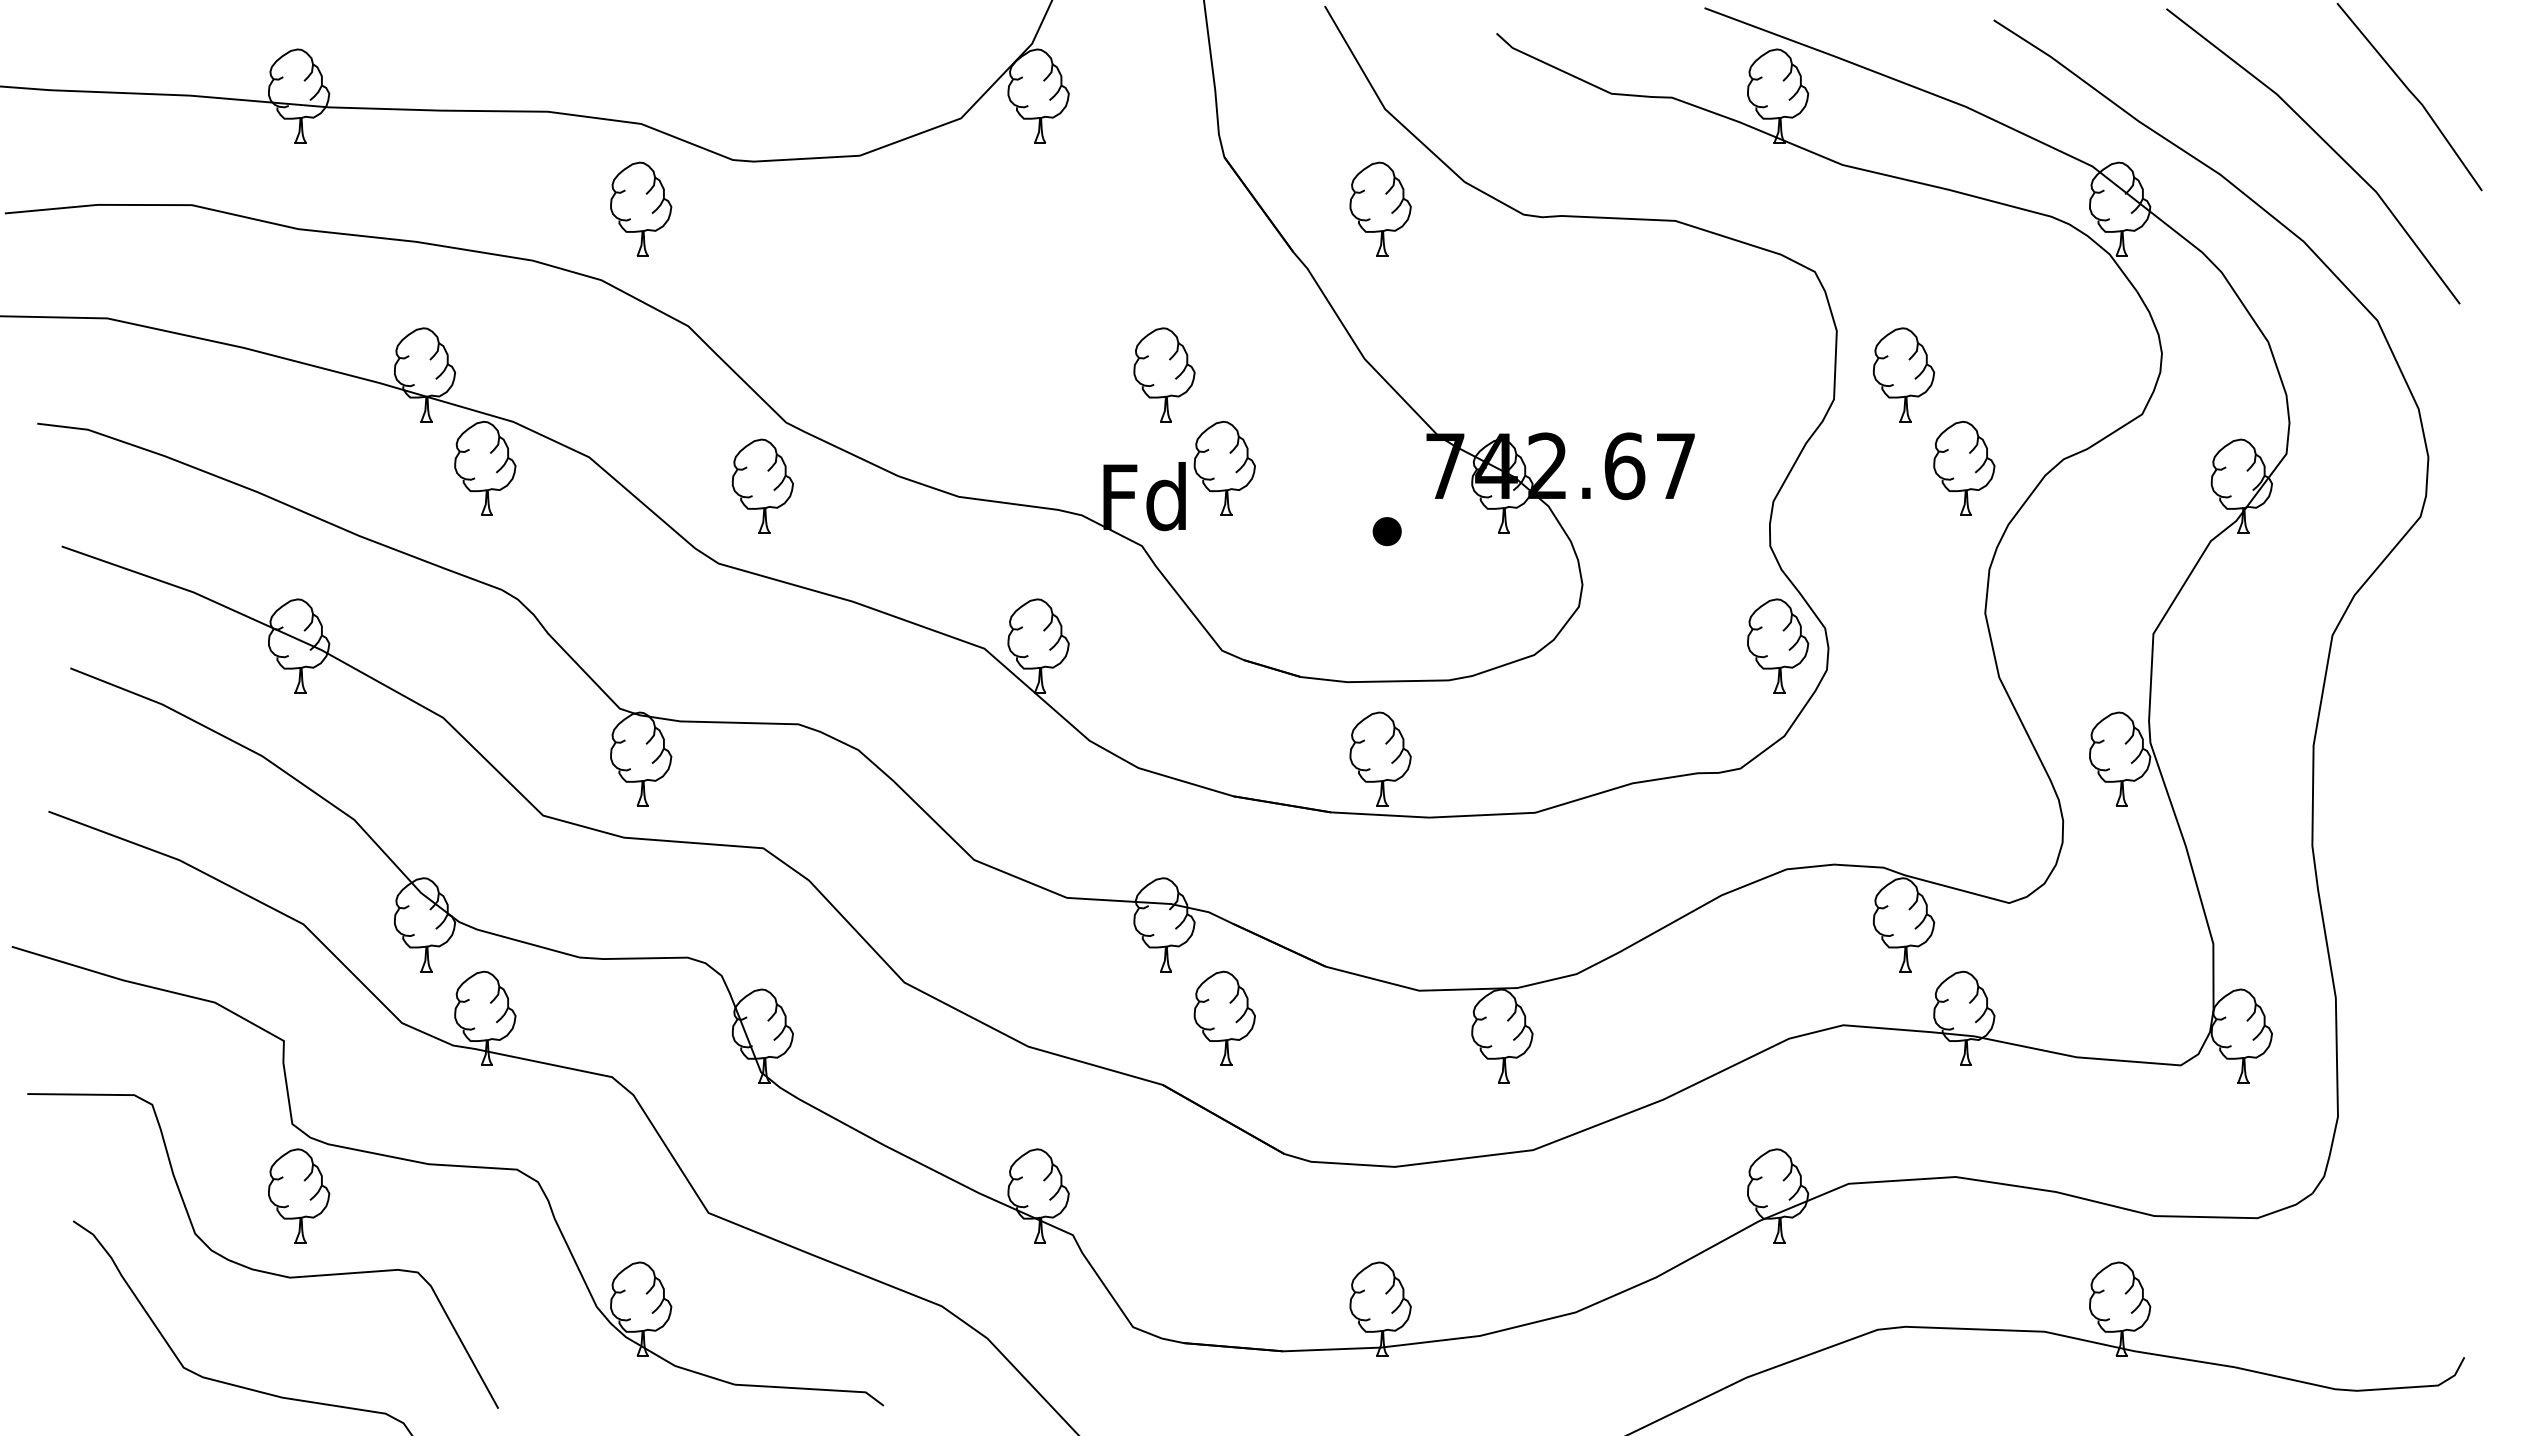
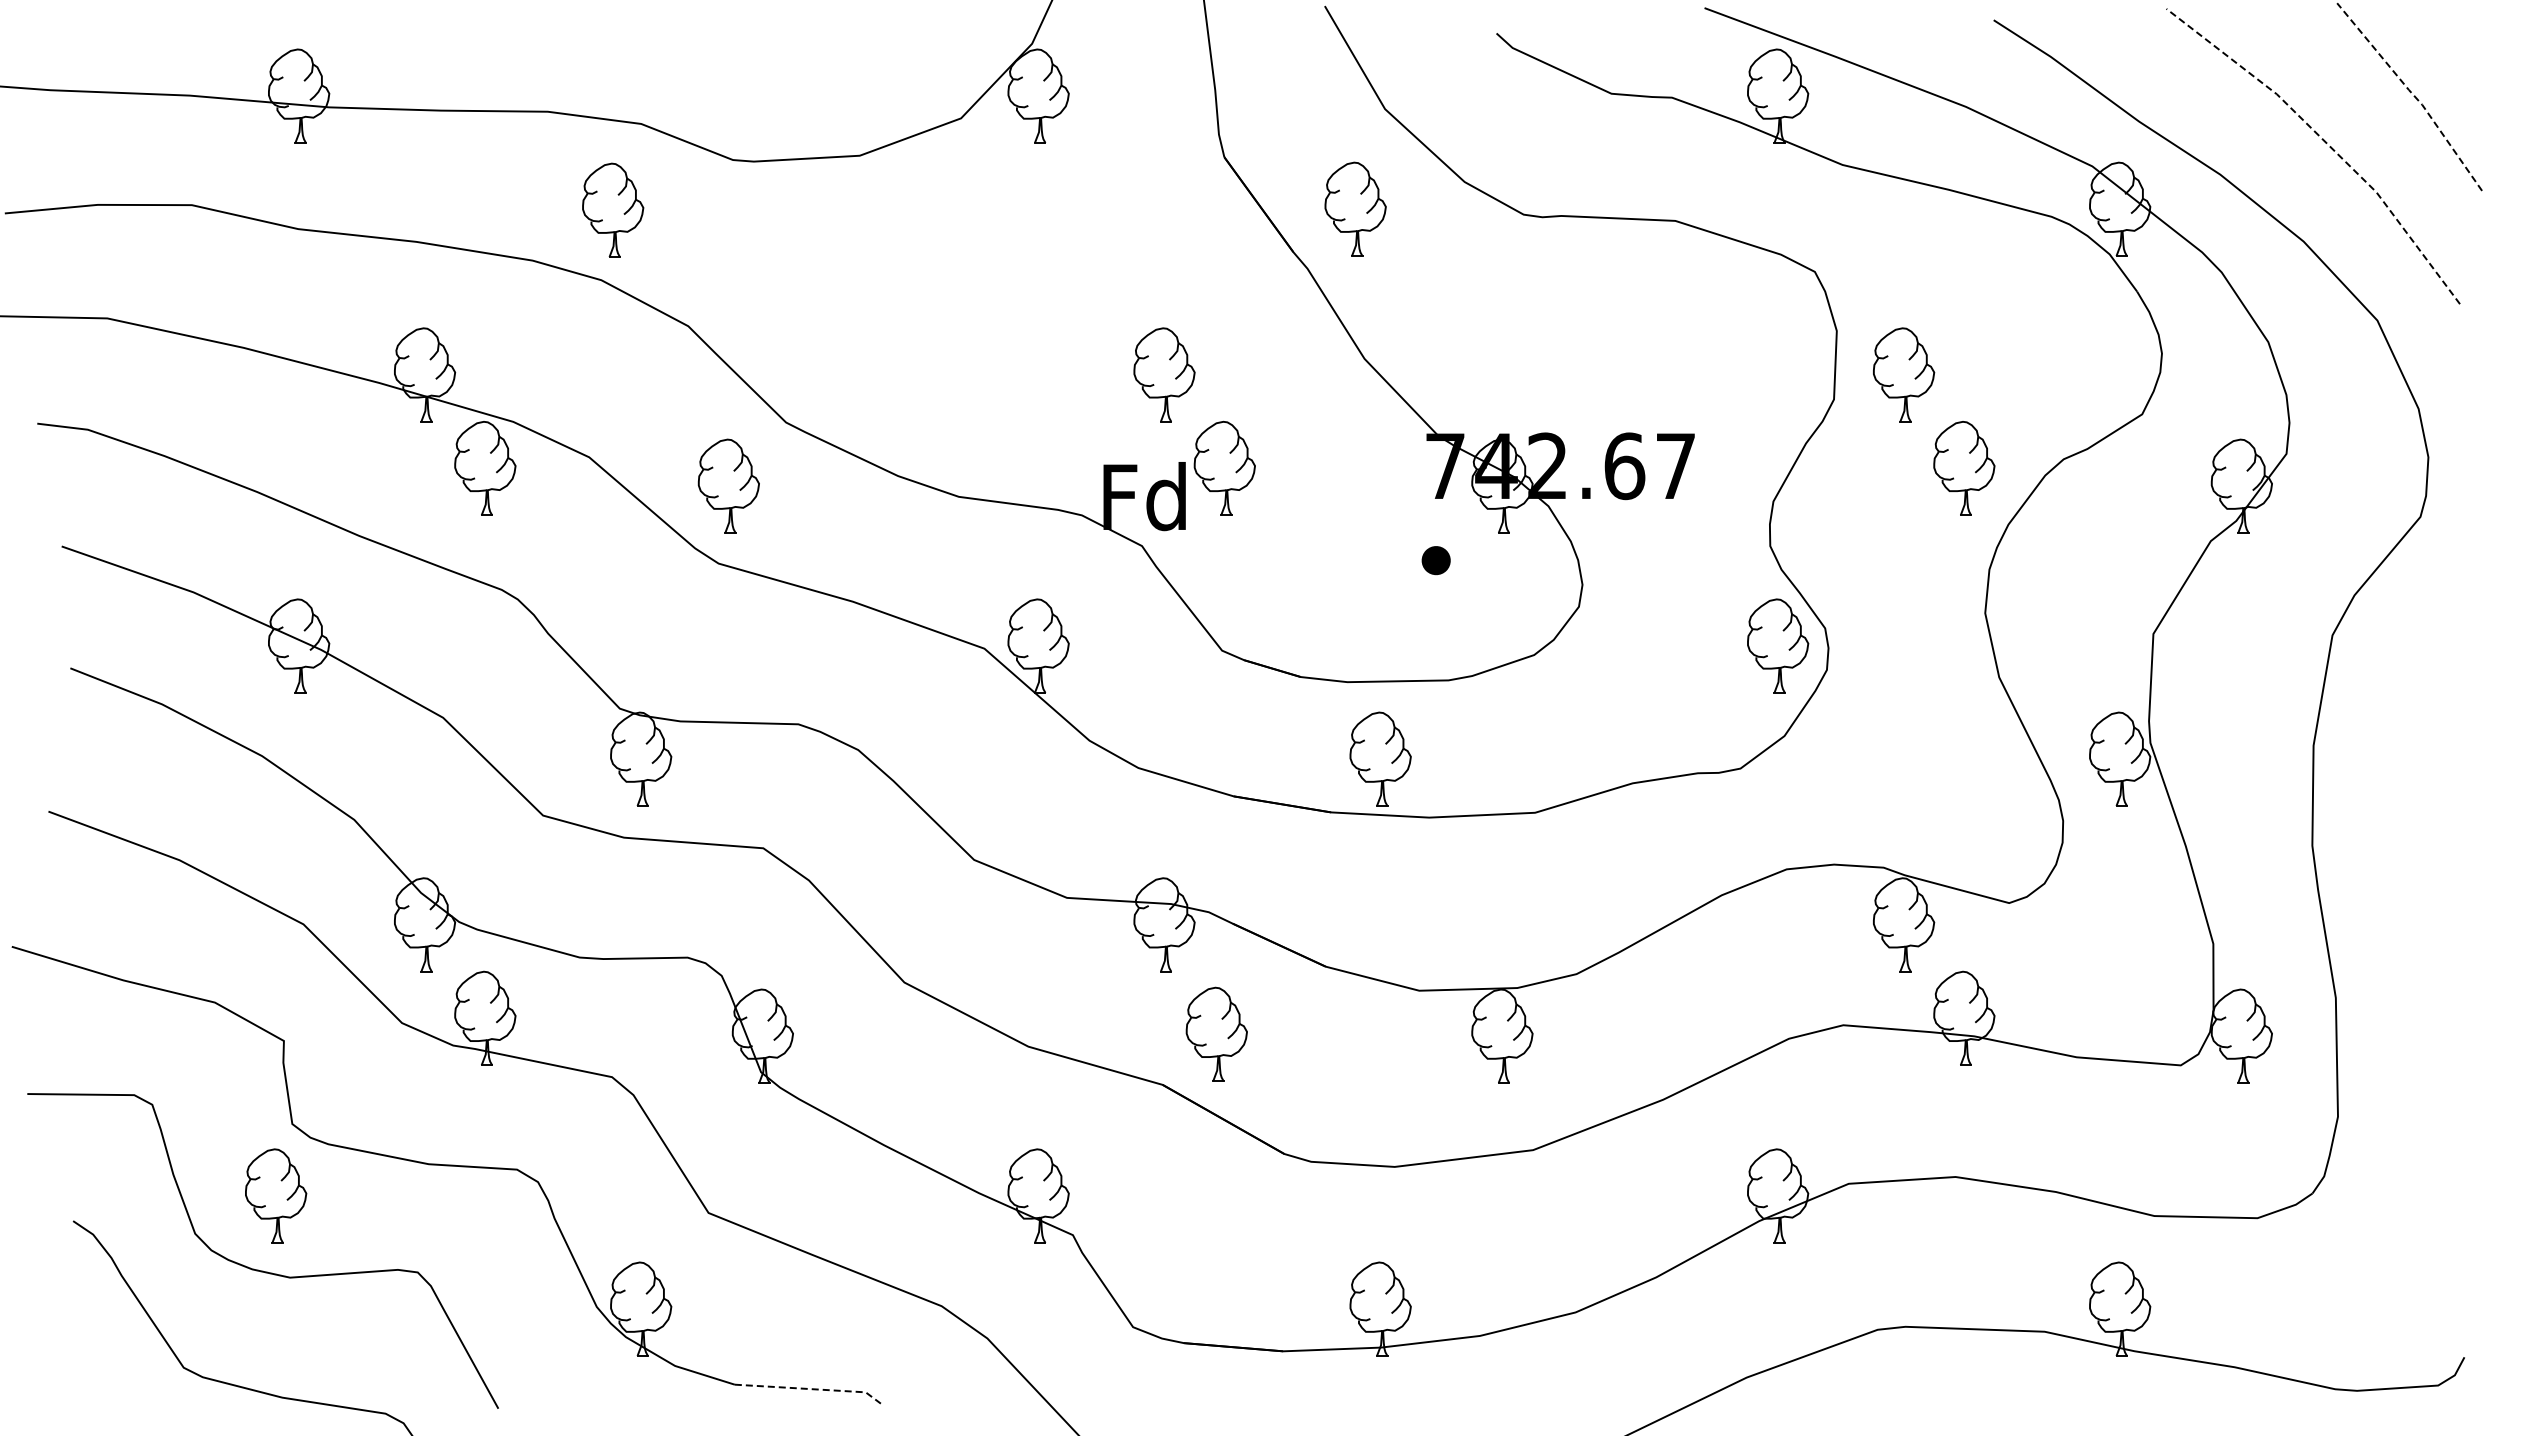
line: solid -> dashed (2412, 94)
line: solid -> dashed (2326, 143)
part position: (641, 208) -> (613, 209) (613, 209)
part position: (1380, 208) -> (1355, 208) (1355, 208)
part position: (762, 485) -> (728, 485) (728, 485)
part position: (1386, 531) -> (1435, 560) (1435, 560)
part position: (1224, 1017) -> (1216, 1033) (1216, 1033)
part position: (299, 1195) -> (276, 1195) (276, 1195)
line: solid -> dashed (812, 1389)
